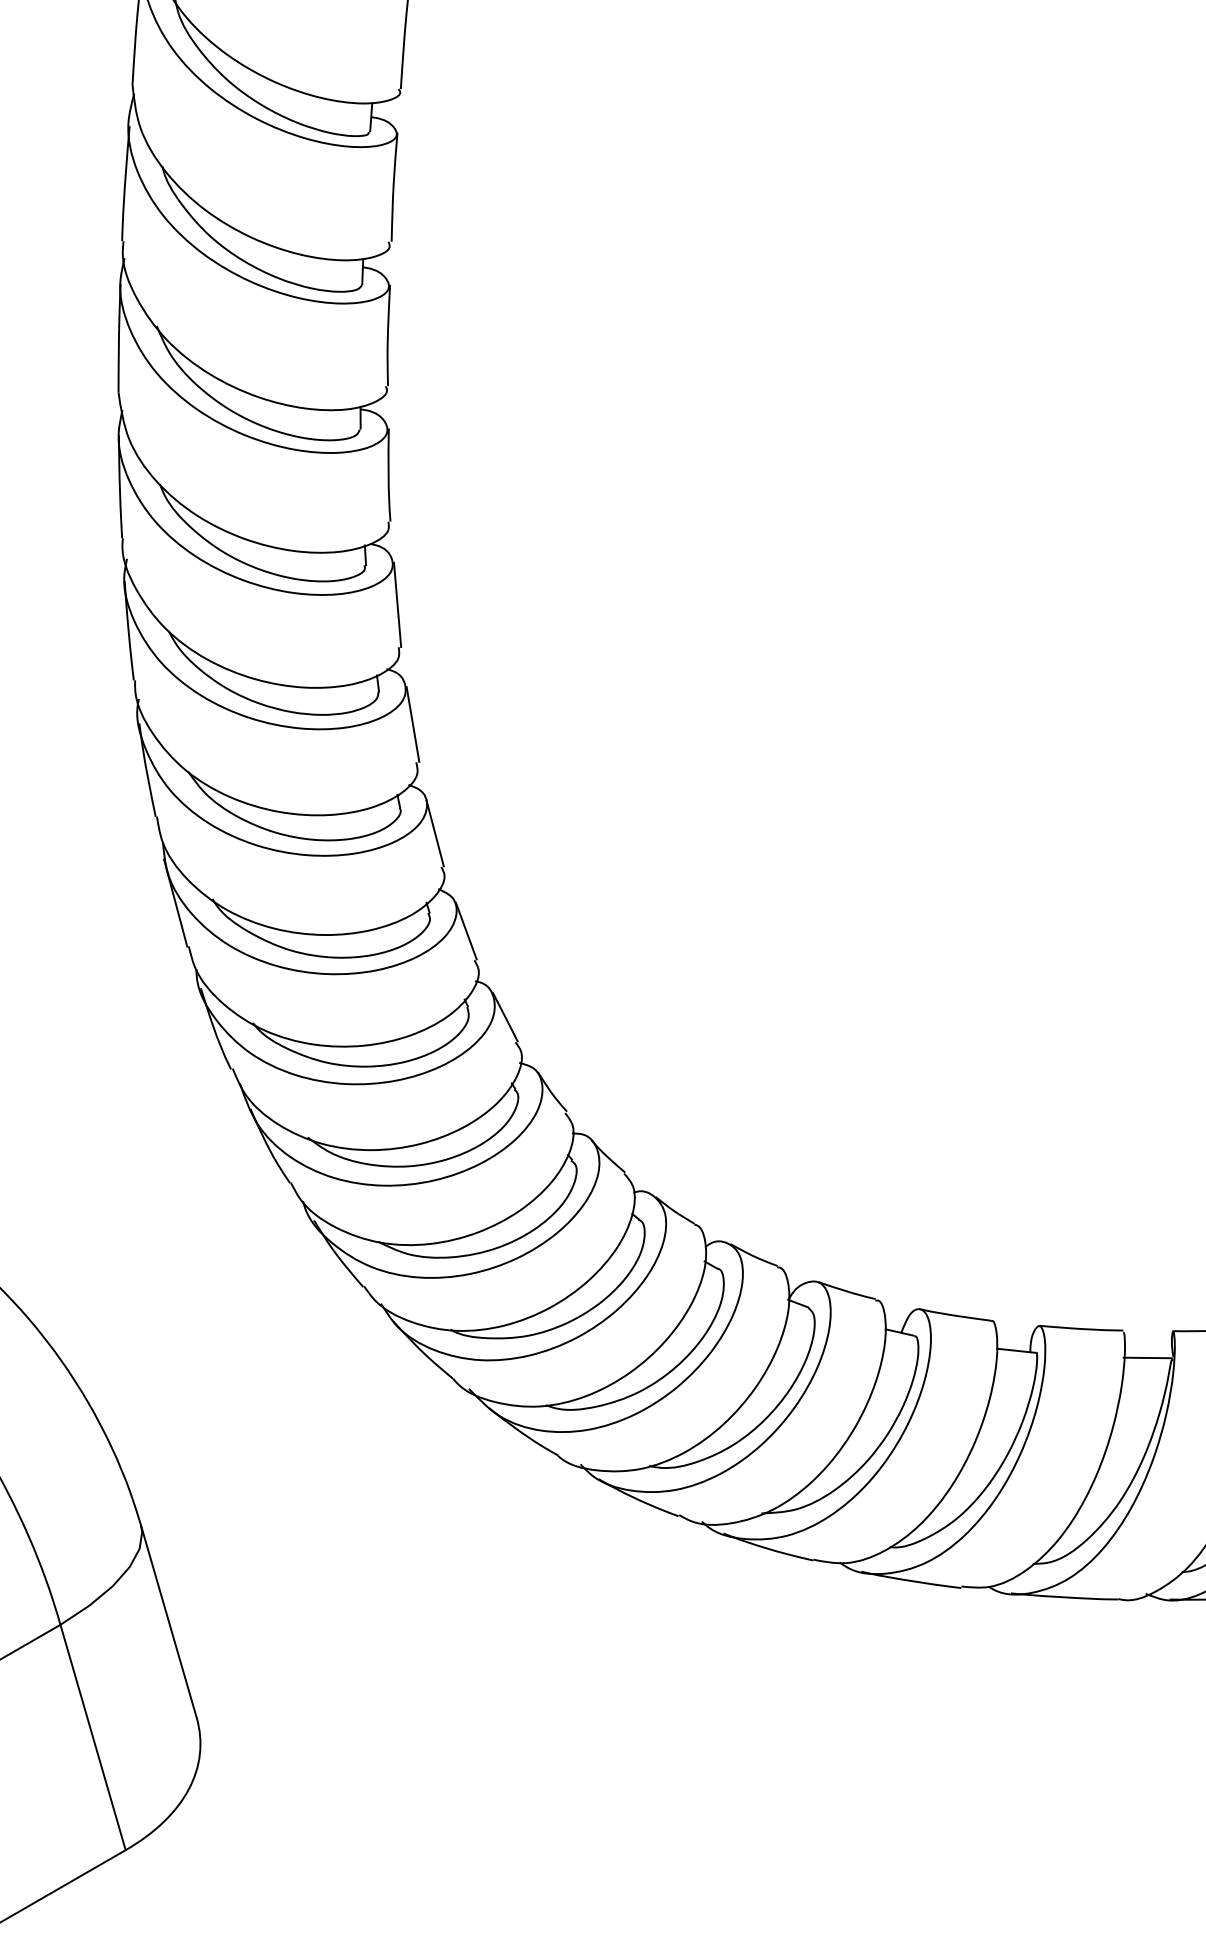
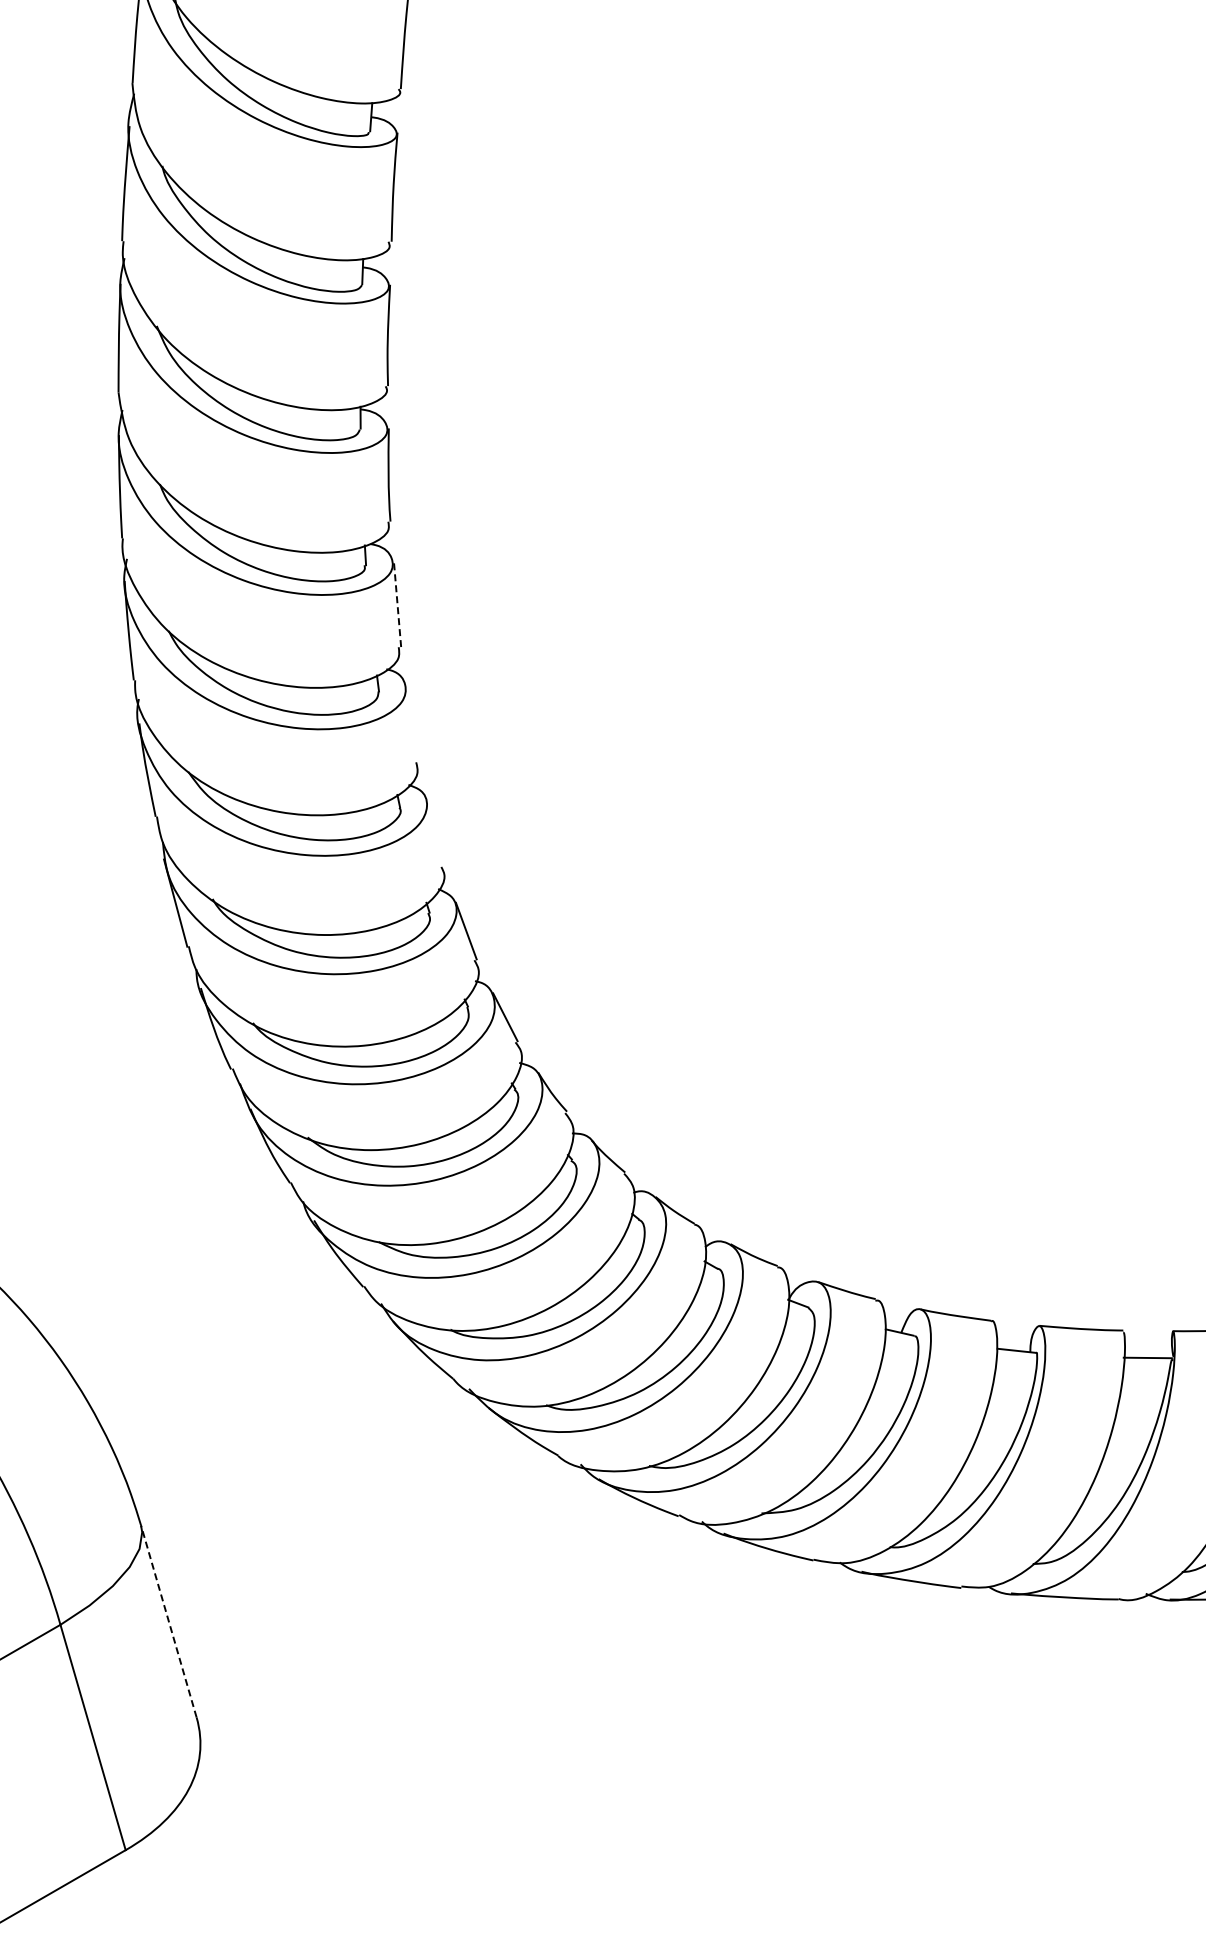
line: solid -> dashed (397, 604)
line: present -> none (412, 724)
line: present -> none (434, 833)
line: solid -> dashed (168, 1620)
